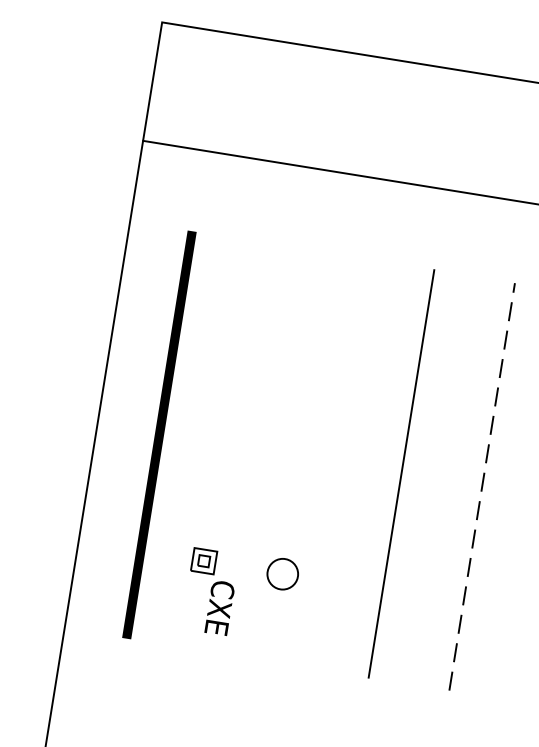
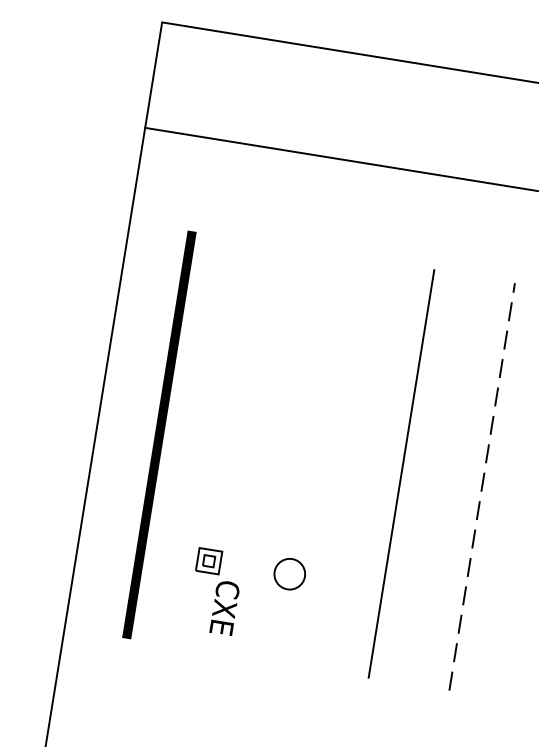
line position: (339, 171) -> (340, 158) (340, 158)
circle position: (282, 574) -> (289, 574) (289, 574)
part position: (212, 591) -> (217, 591) (217, 591)
